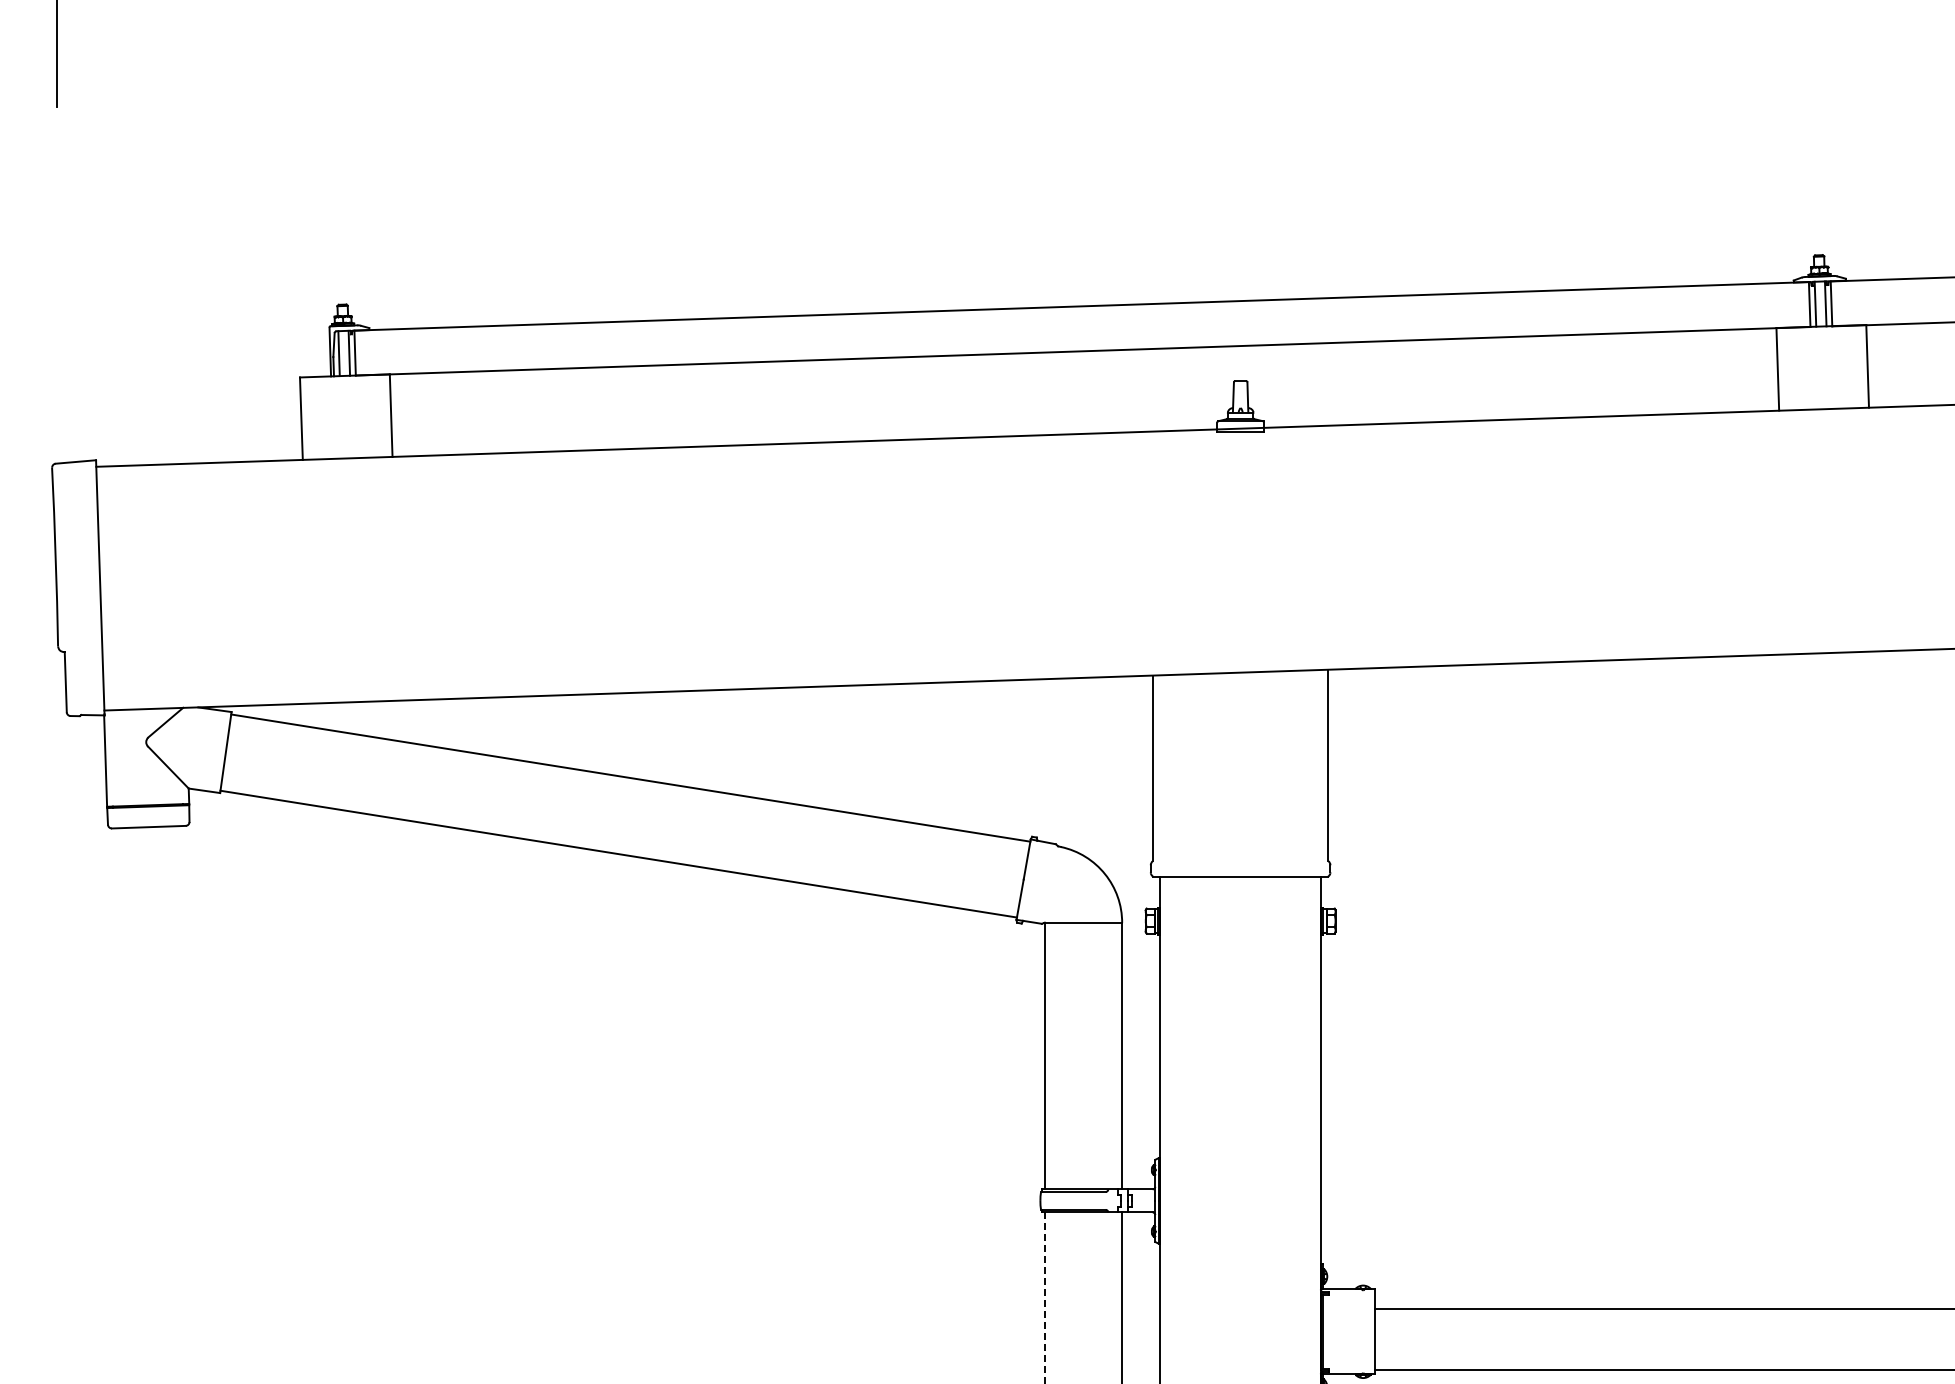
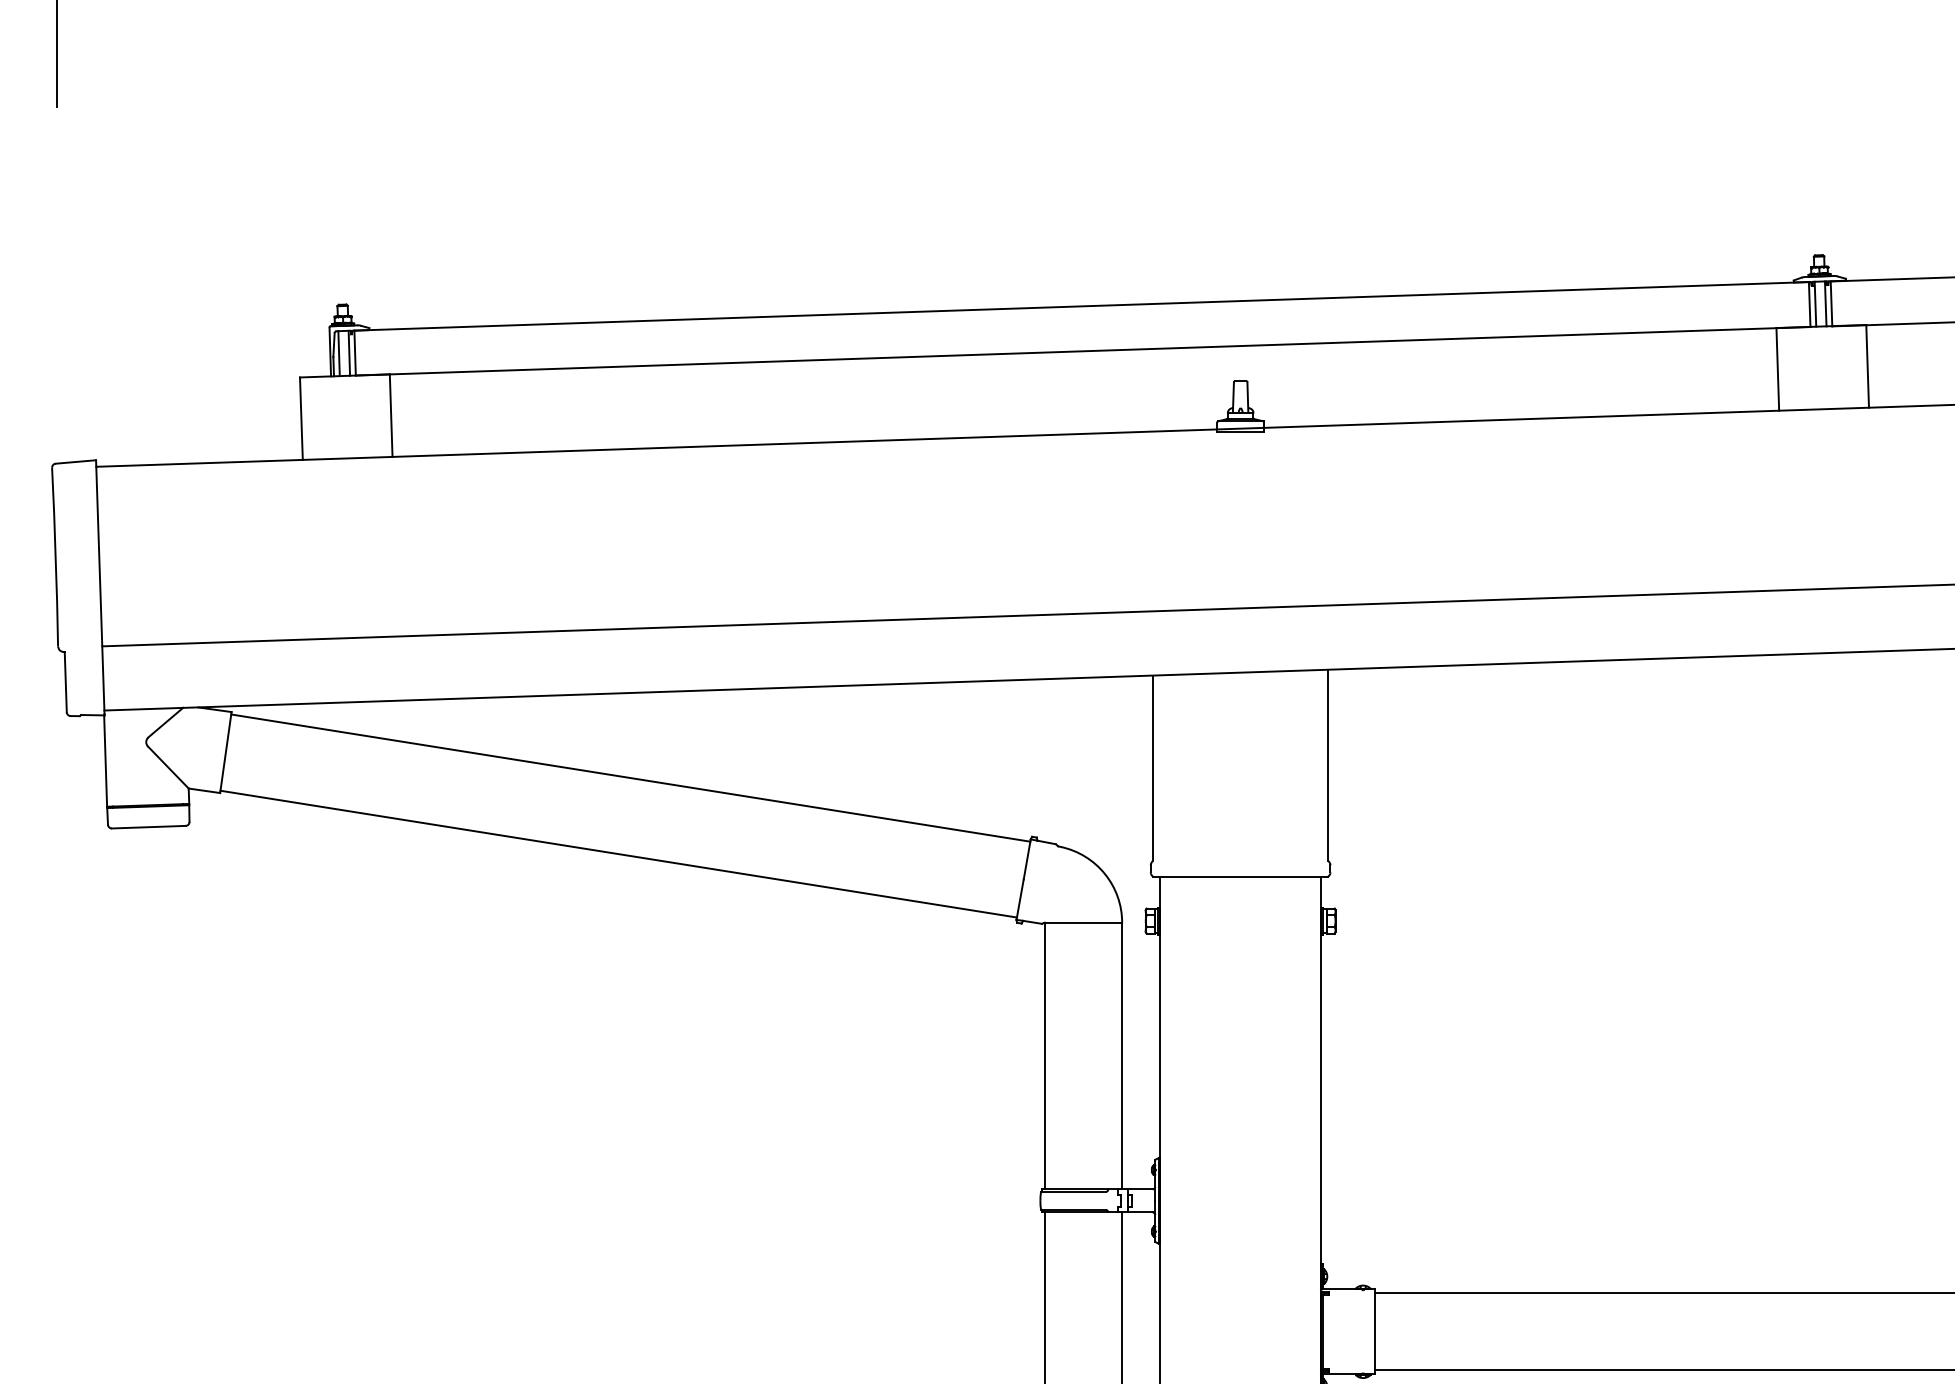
line: none -> present (1026, 615)
line: dashed -> solid (1044, 1298)
line position: (1662, 1309) -> (1662, 1293) (1662, 1293)
